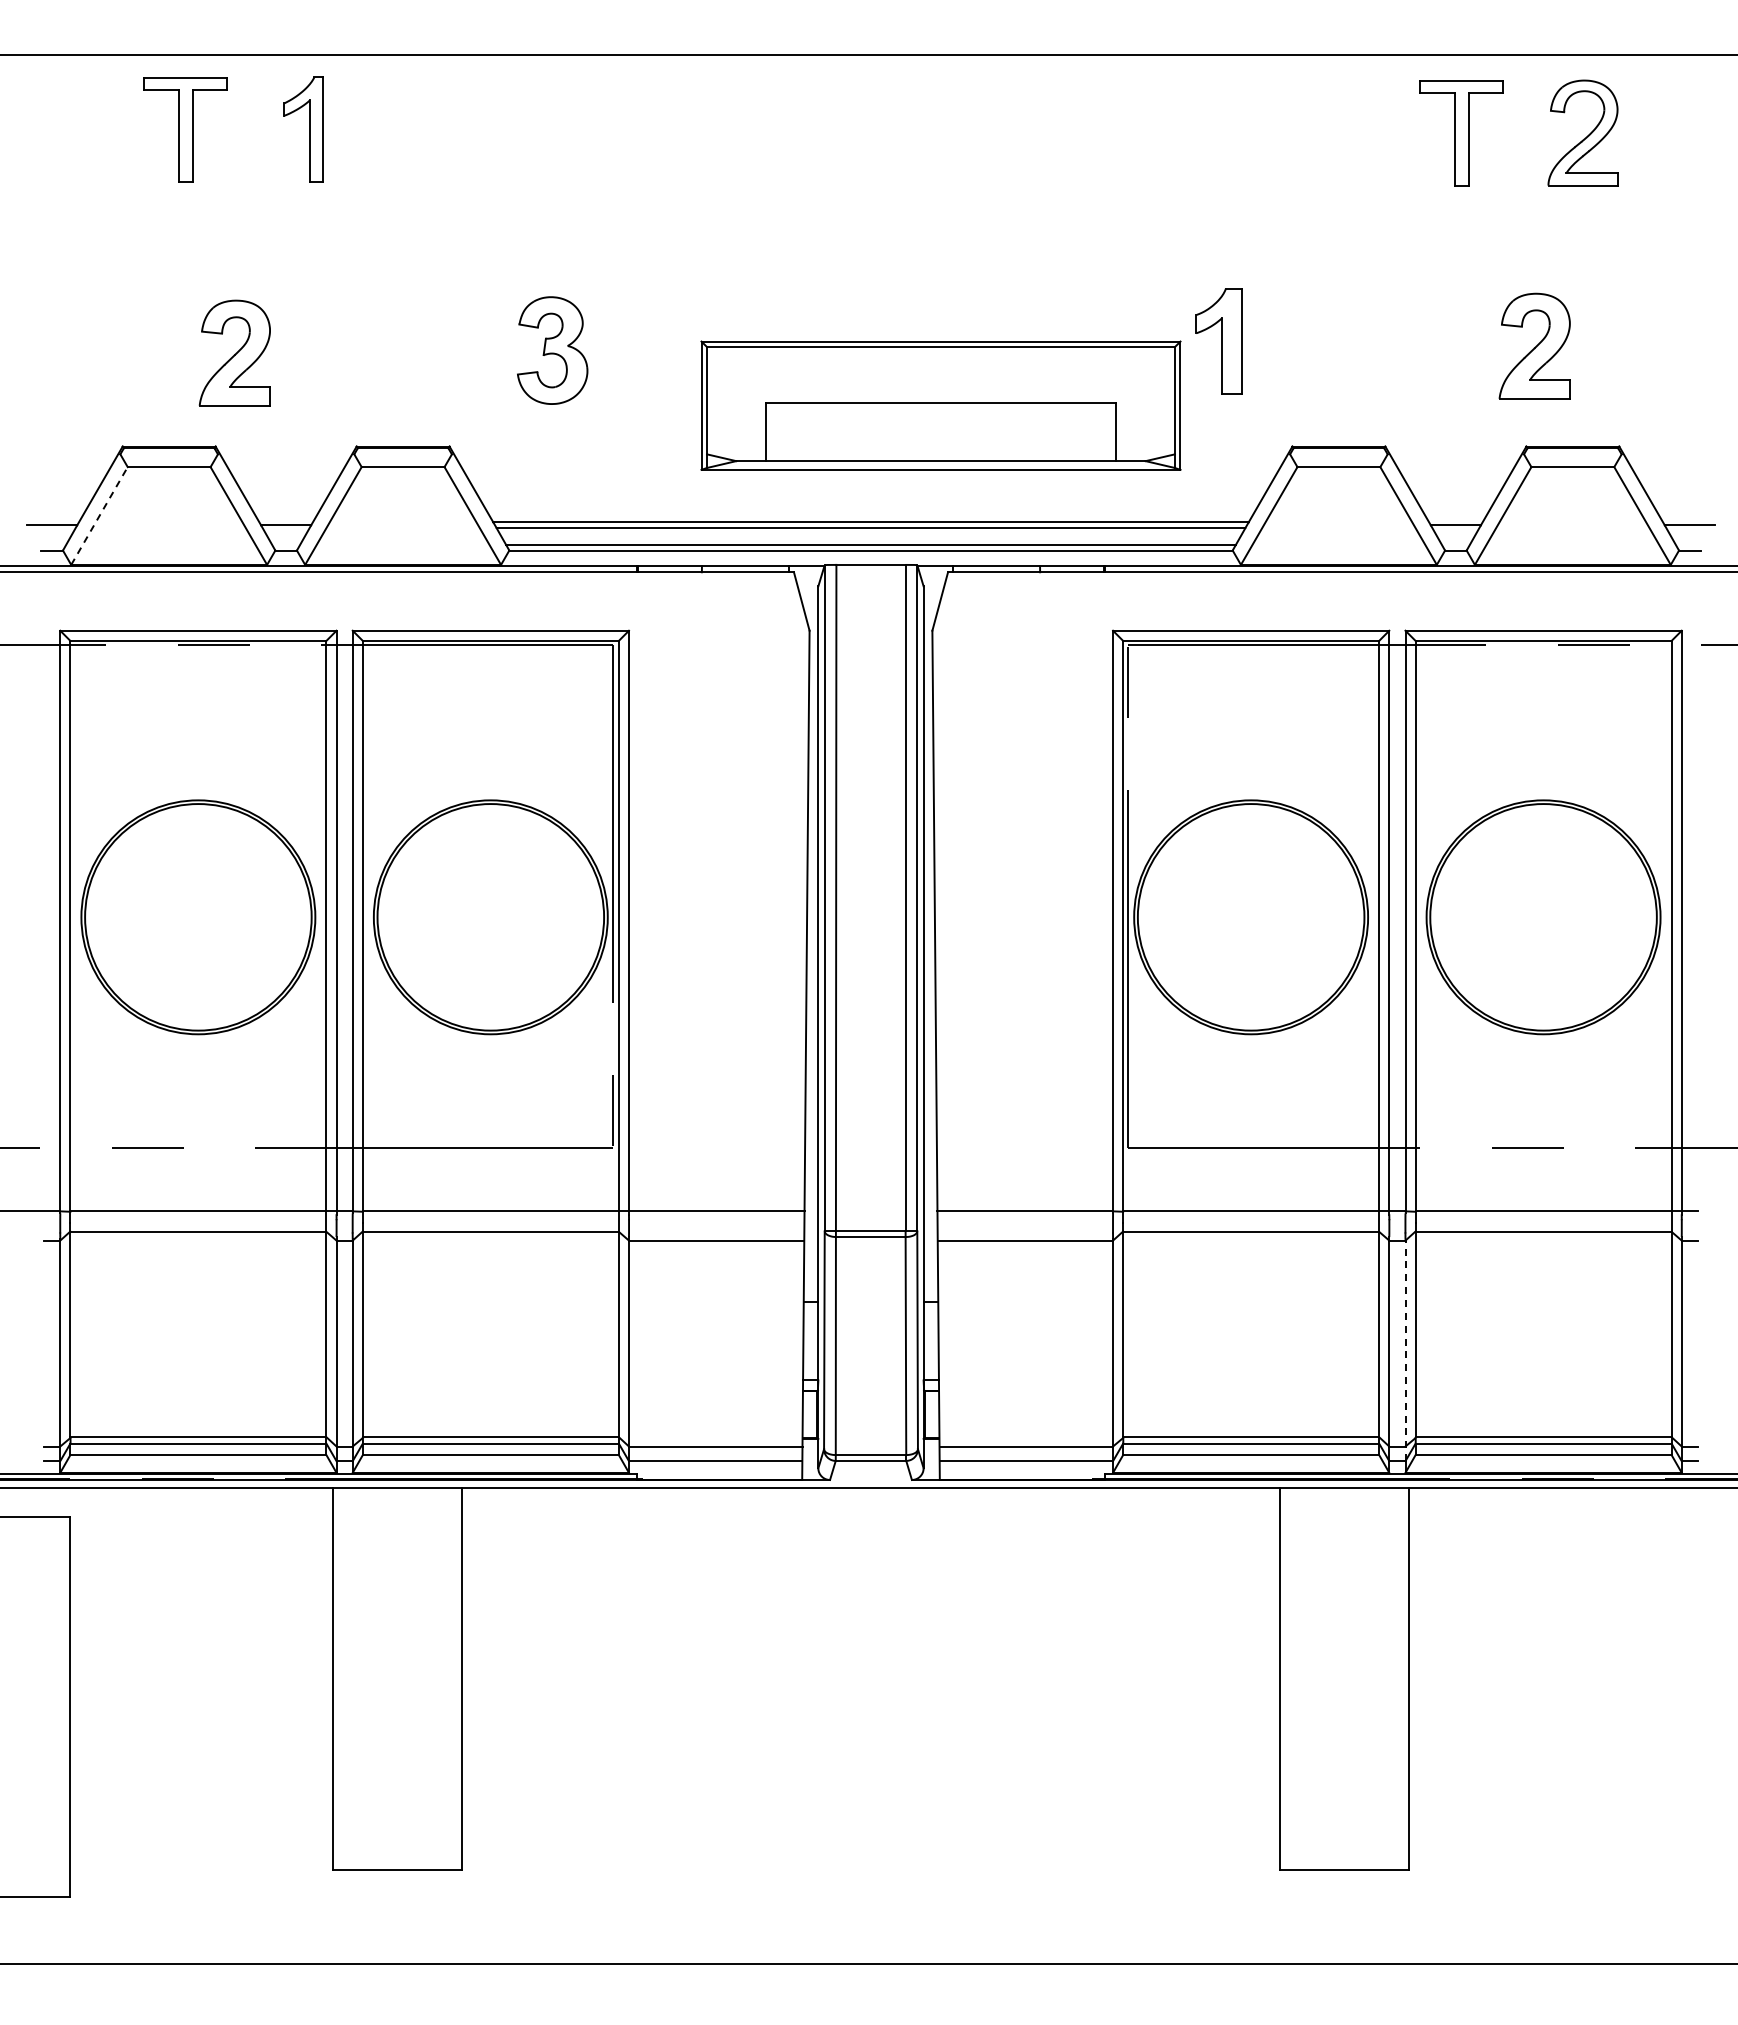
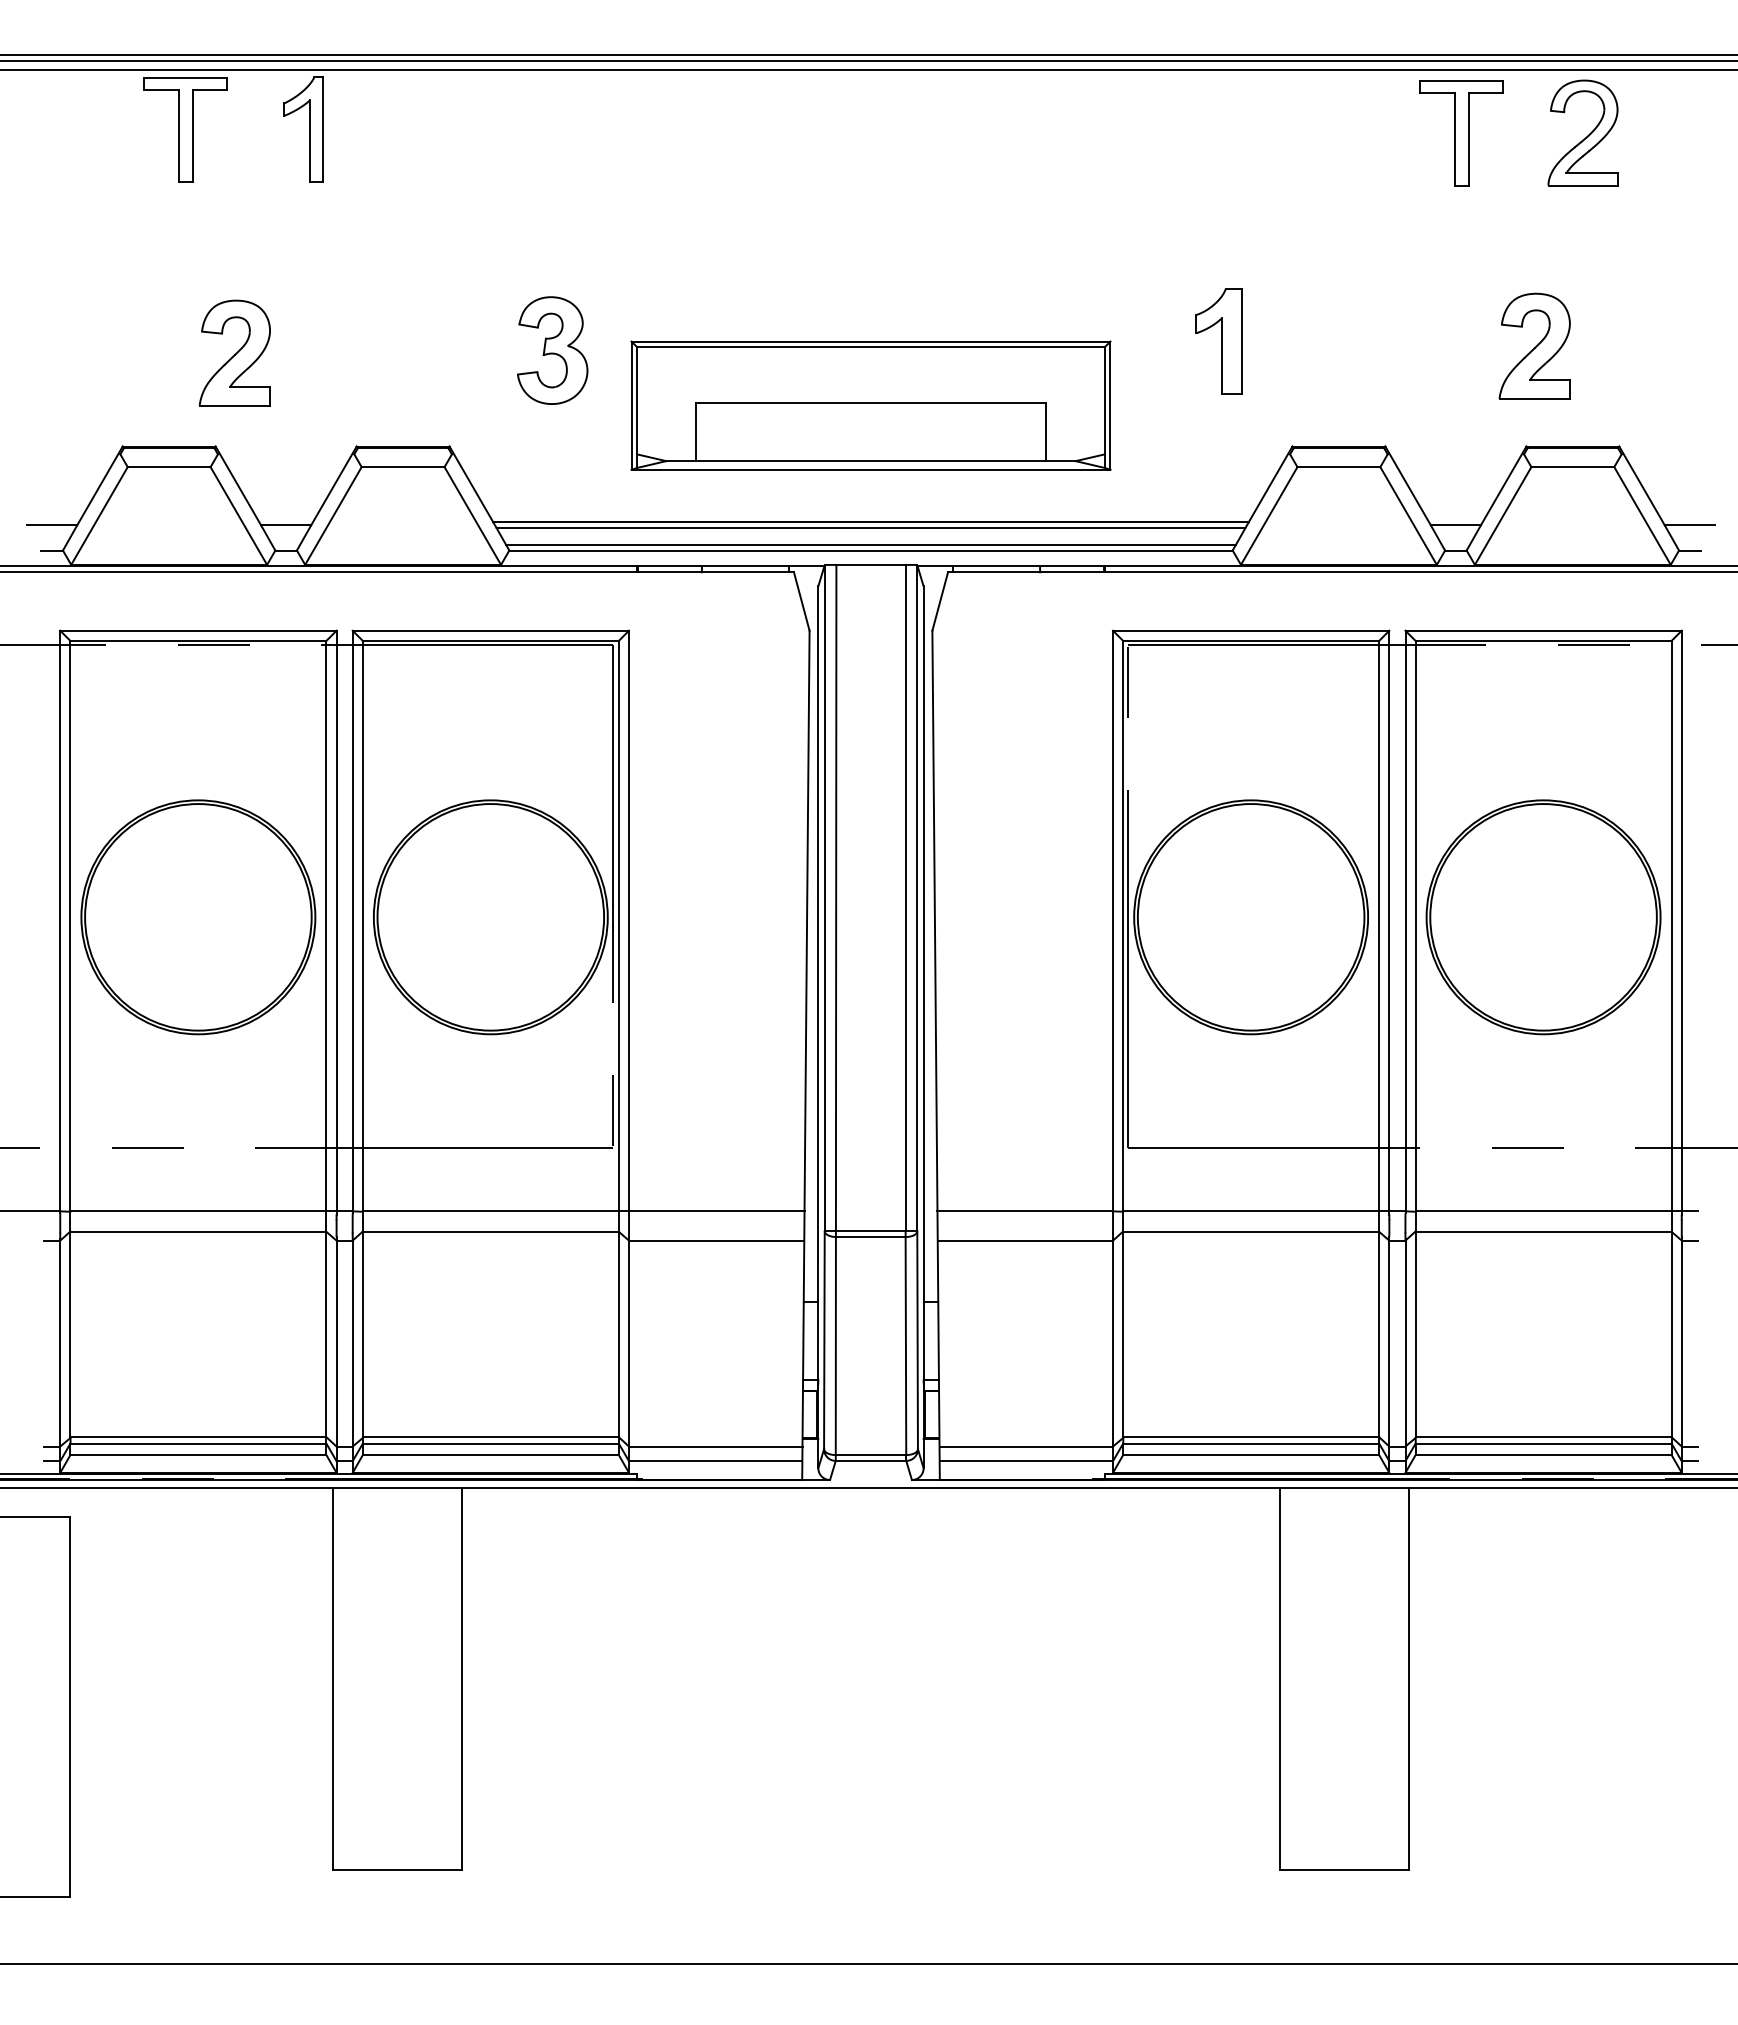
line: none -> present (868, 60)
line: none -> present (868, 69)
part position: (940, 405) -> (870, 405) (870, 405)
line: dashed -> solid (99, 515)
line: dashed -> solid (1405, 1349)
